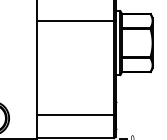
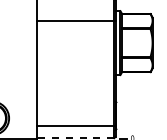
line position: (76, 115) -> (76, 126) (76, 126)
line: solid -> dashed (75, 138)
